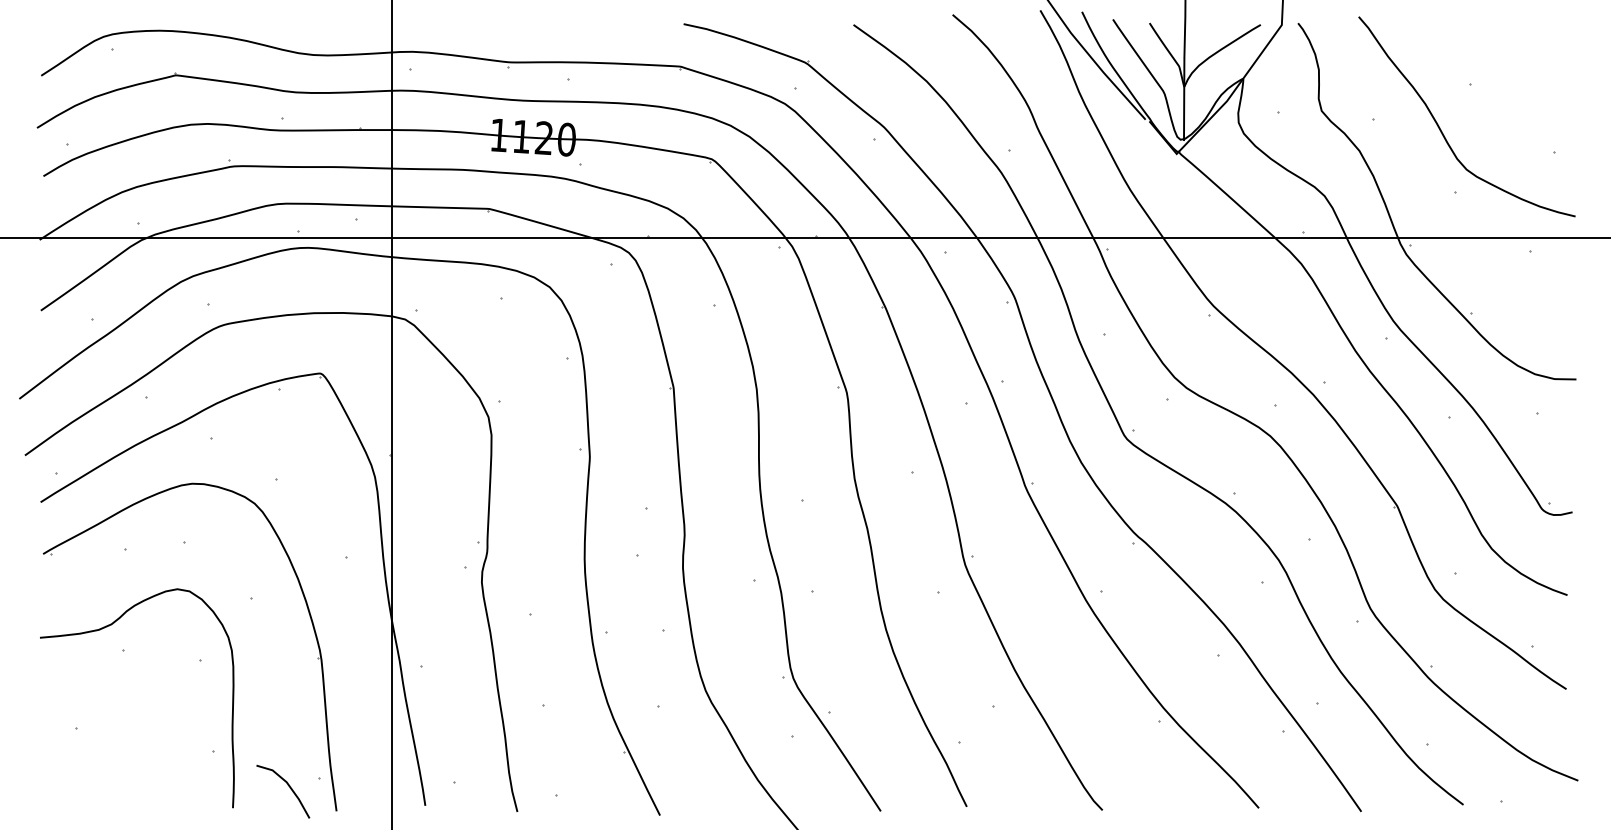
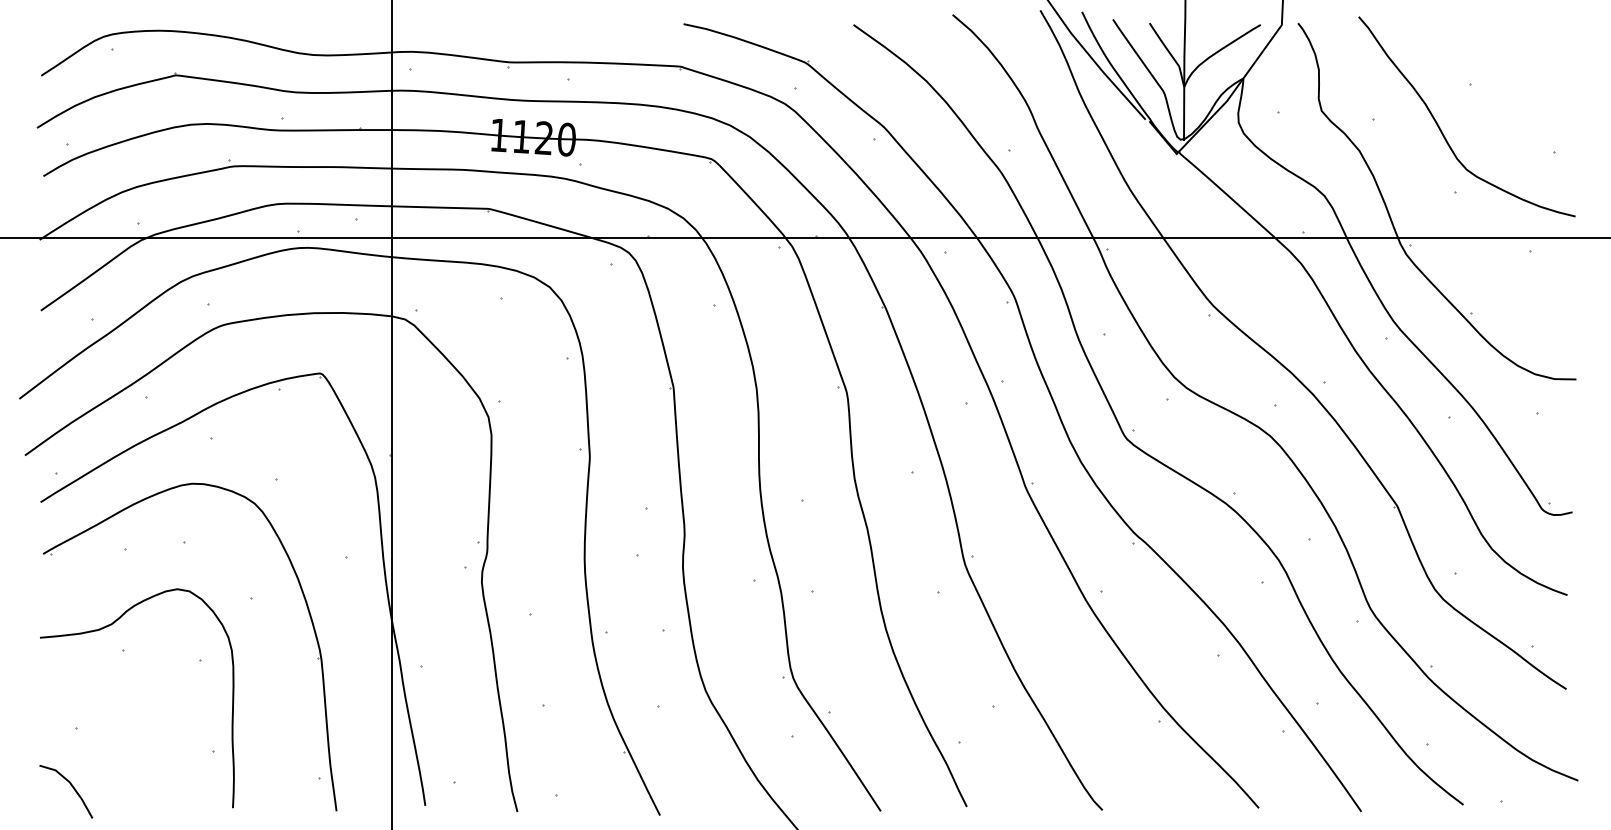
line position: (288, 786) -> (71, 786) (71, 786)
